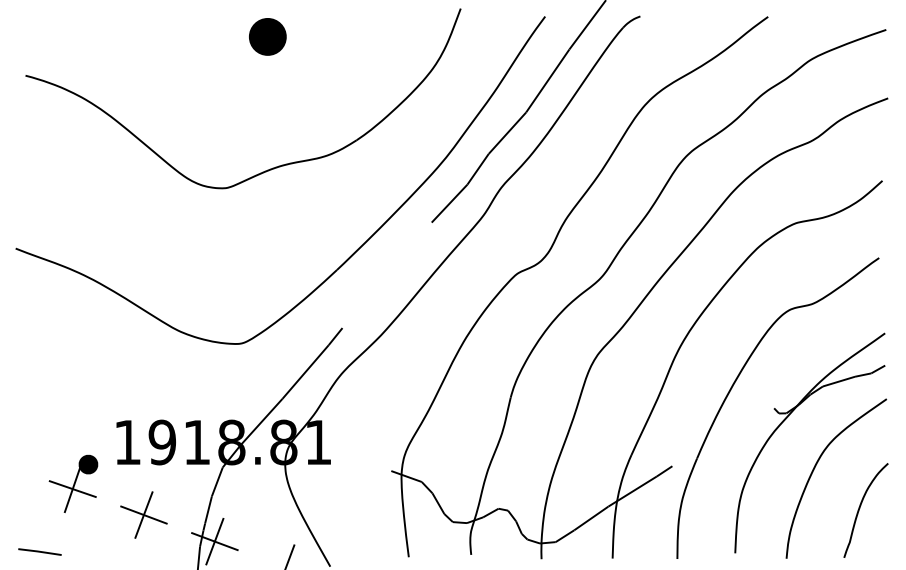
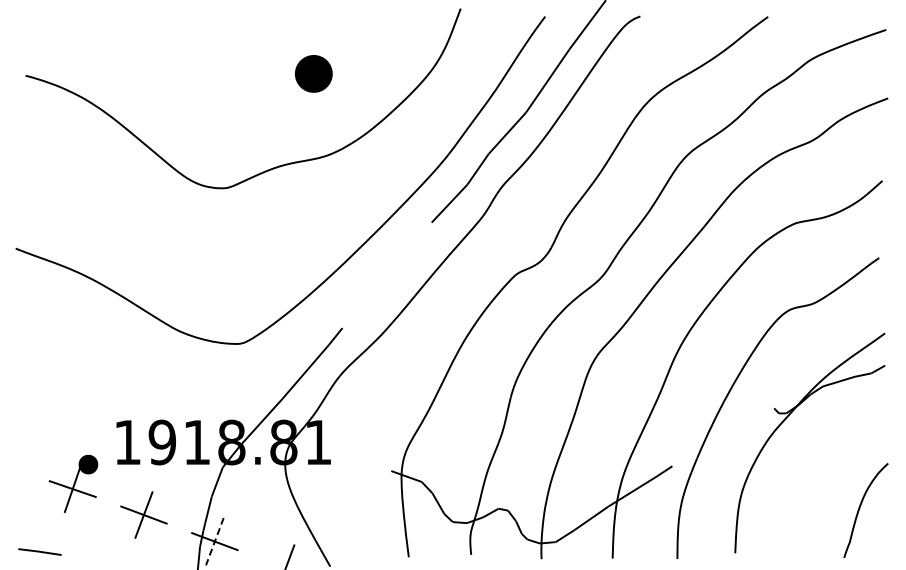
part position: (267, 36) -> (313, 73) (313, 73)
curve: present -> none (815, 468)
line: solid -> dashed (214, 541)
